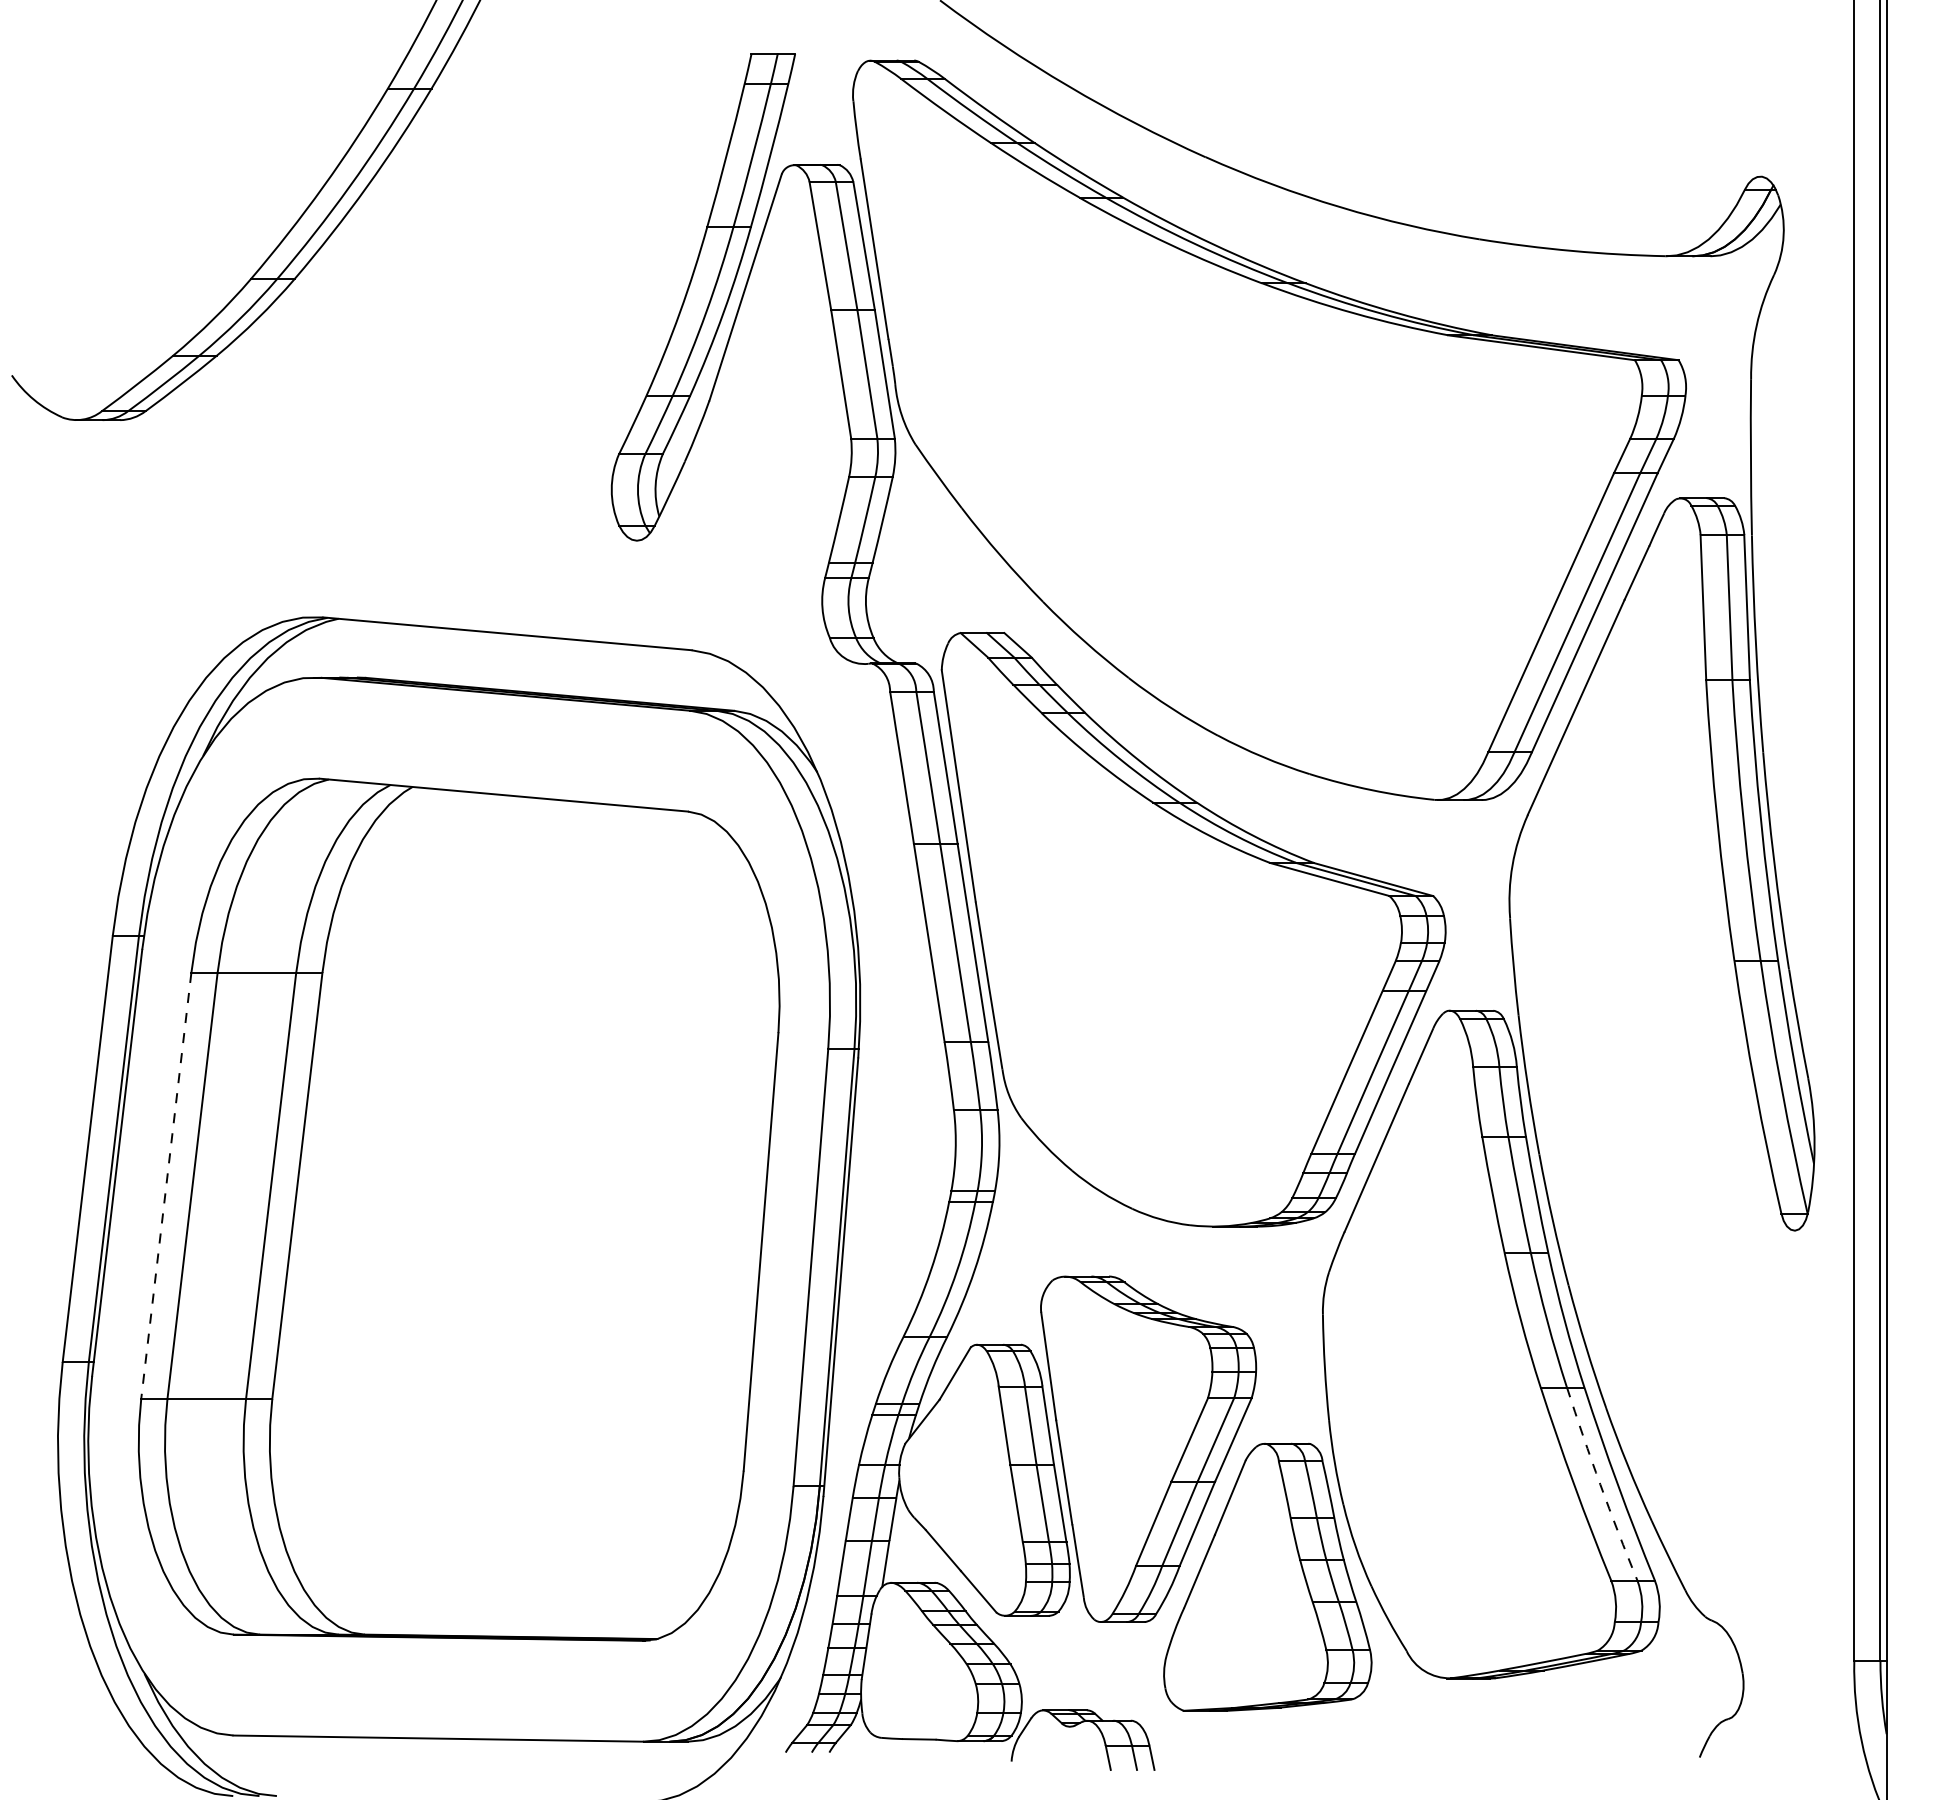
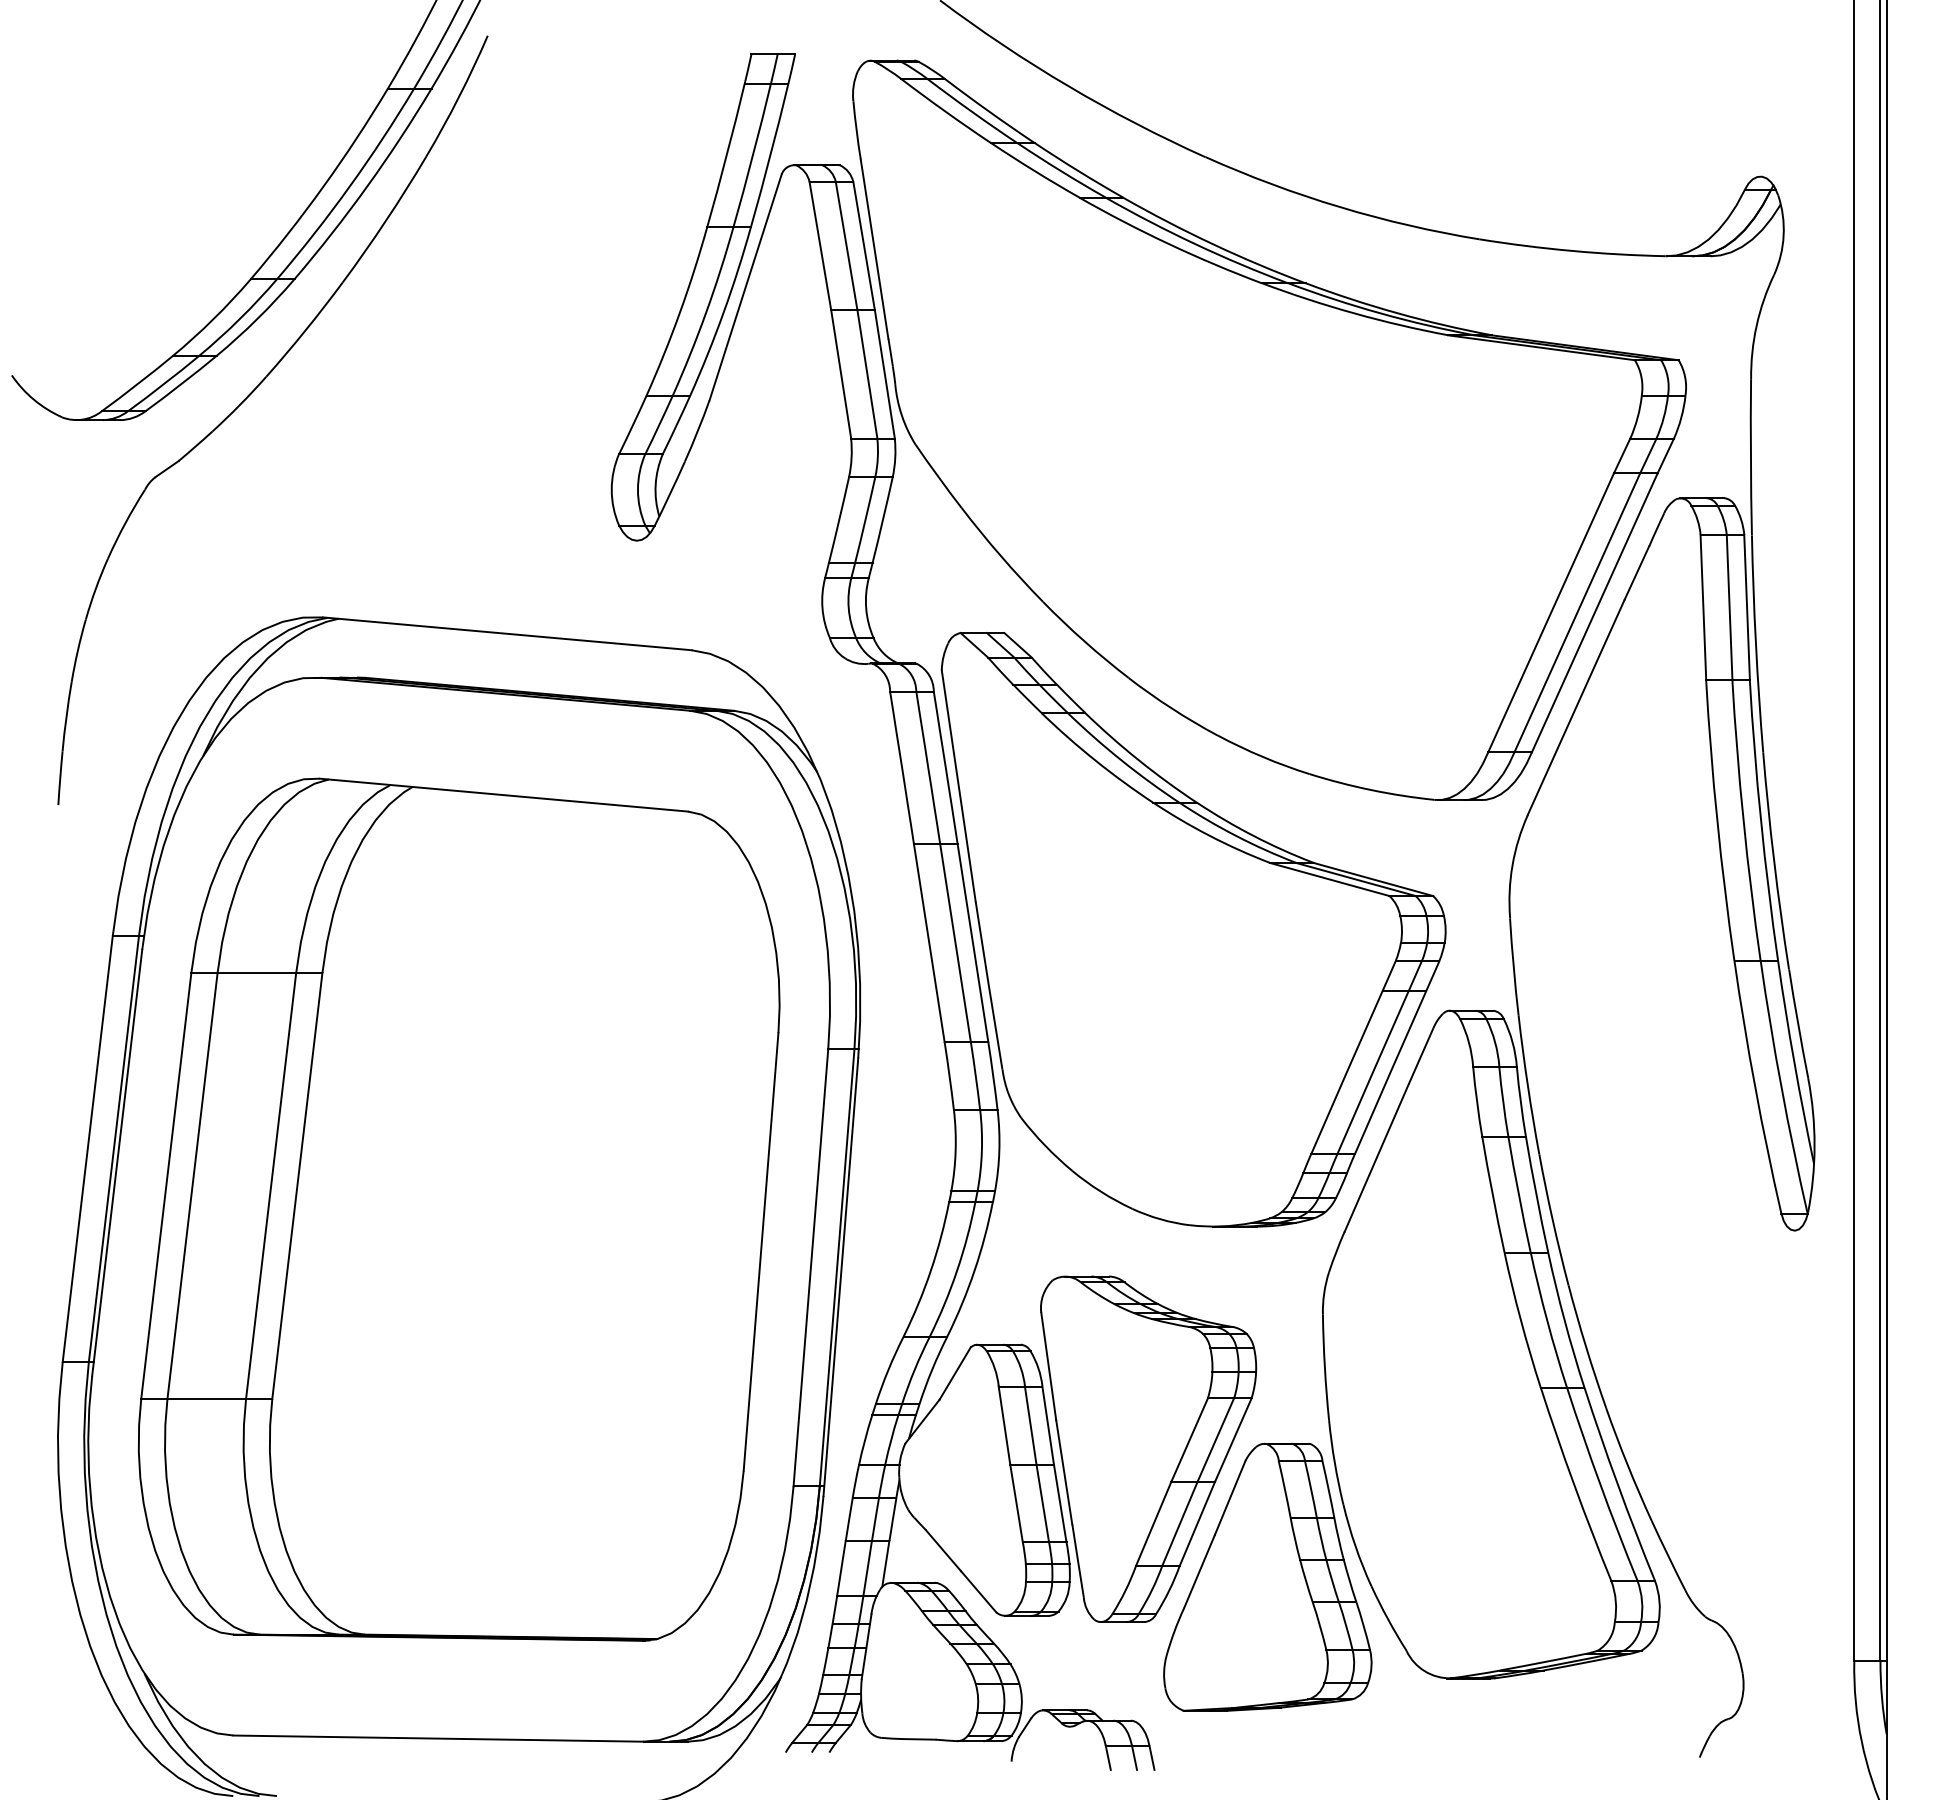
part: none -> present (249, 396)
line: dashed -> solid (166, 1185)
arc: dashed -> solid (1600, 1484)
